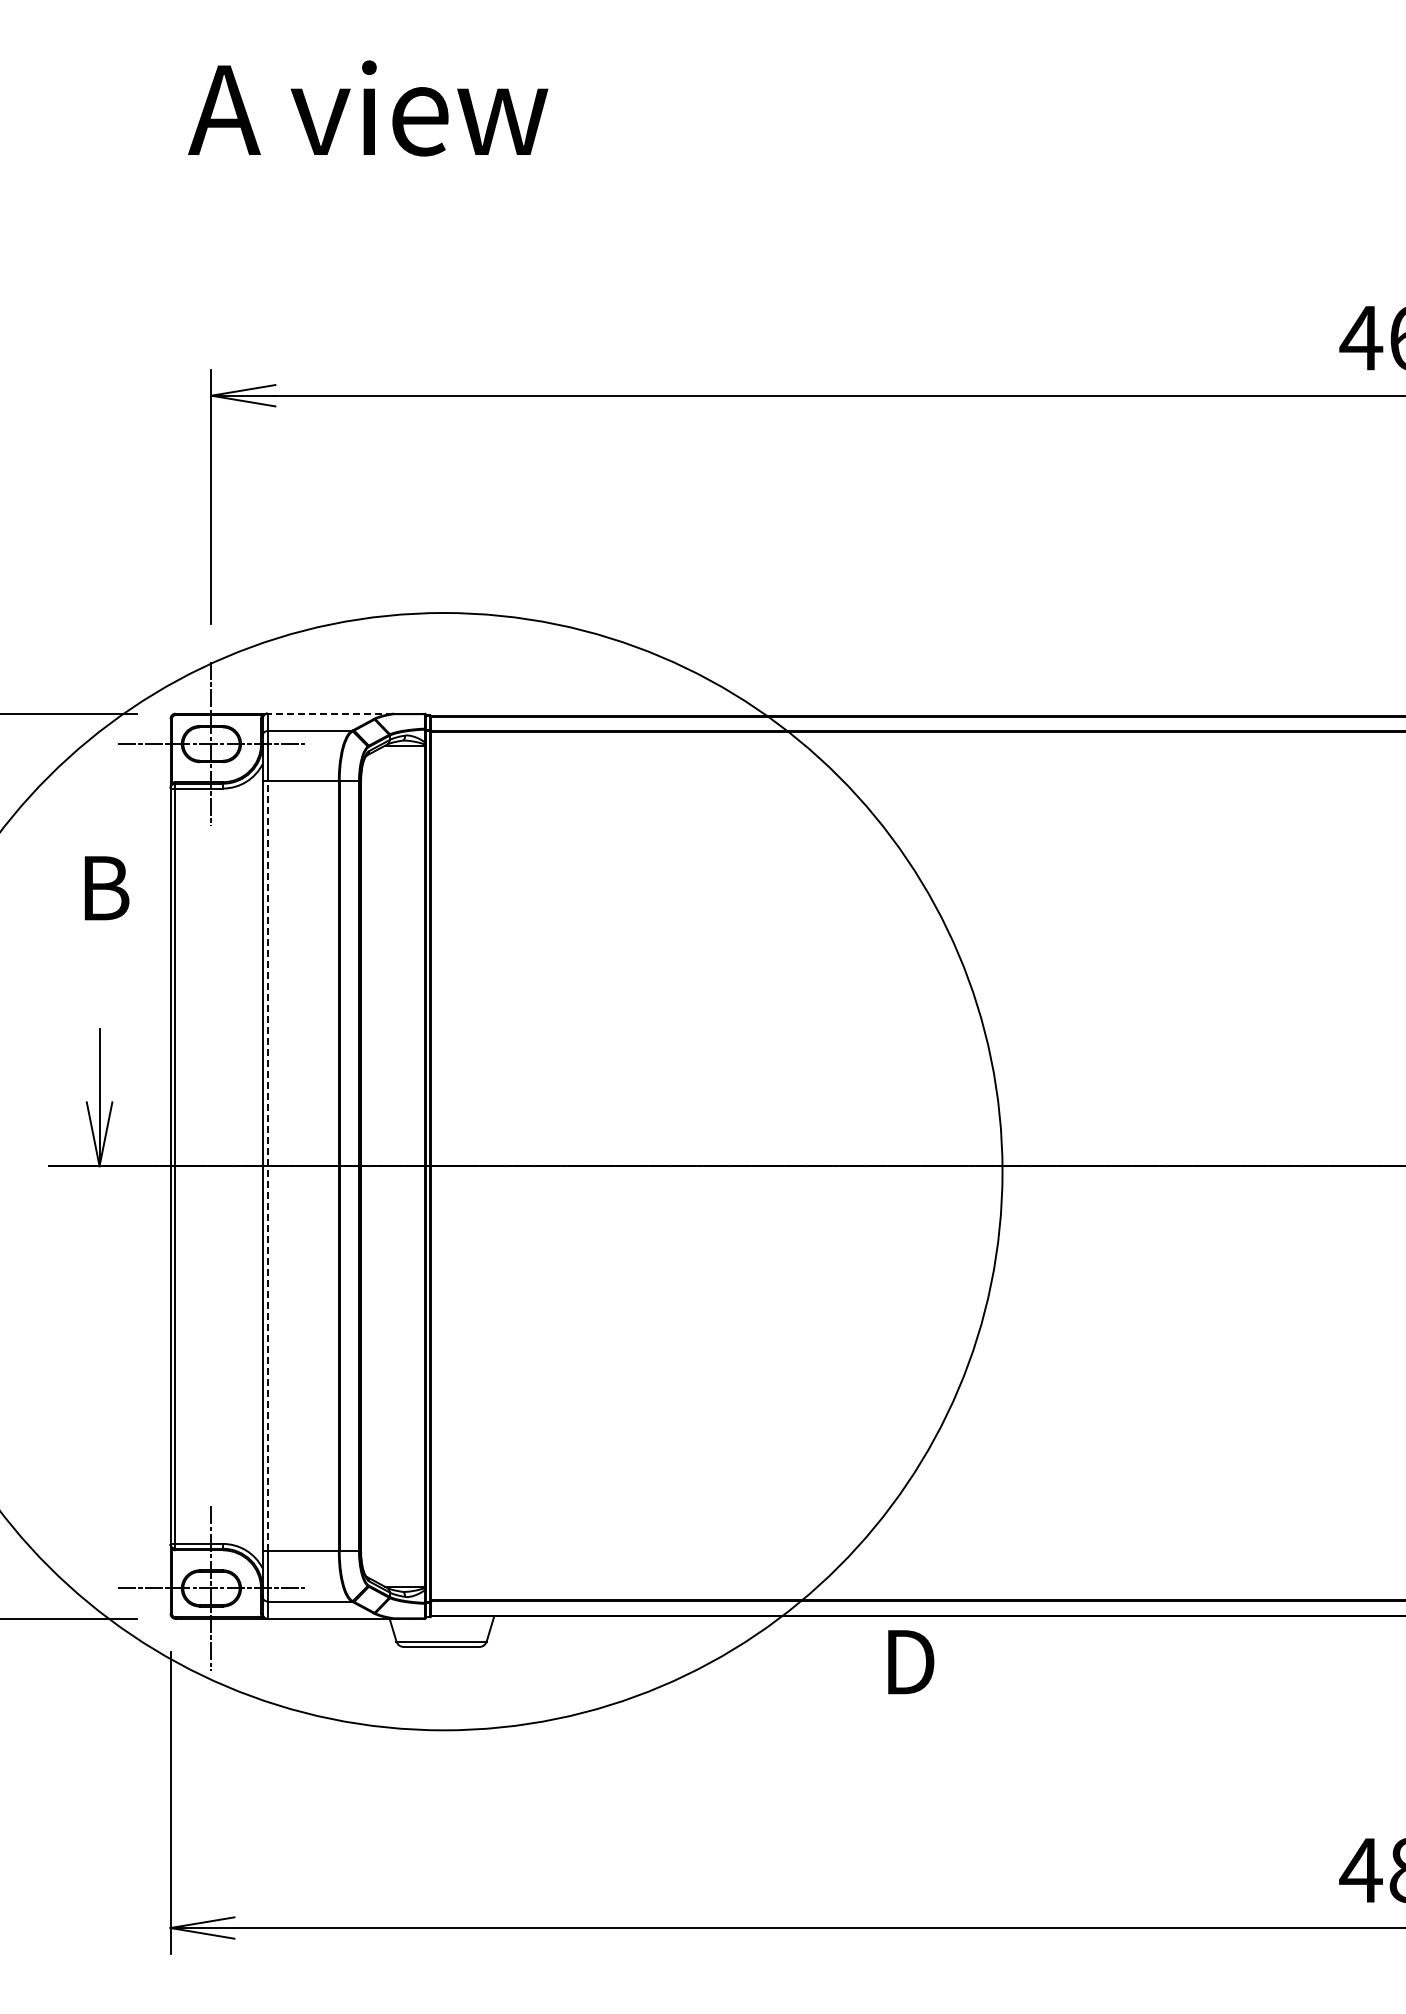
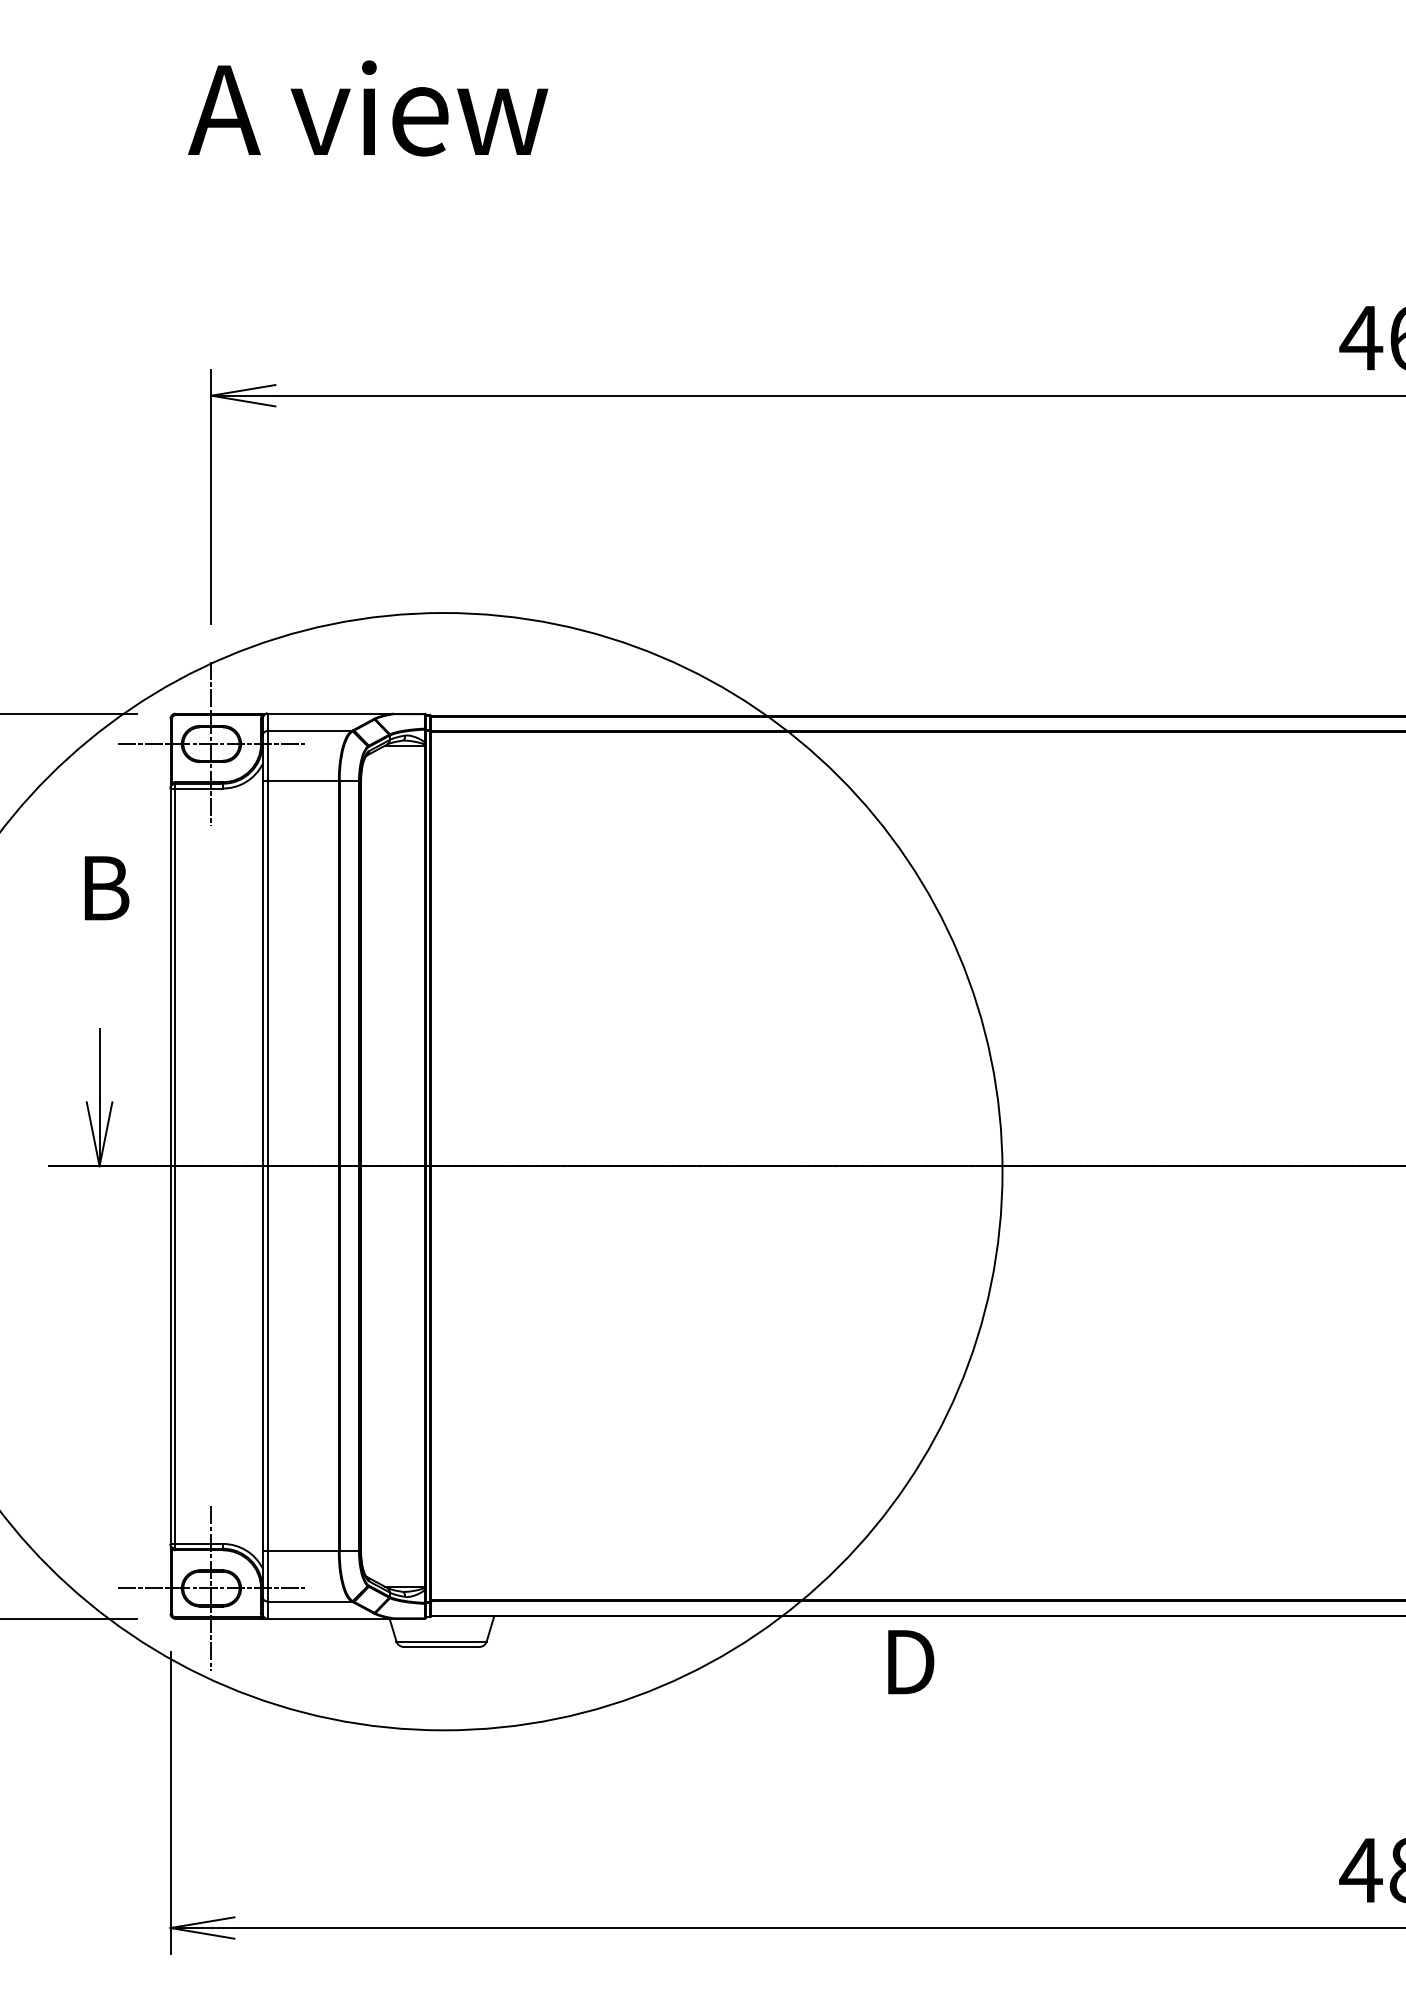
line: dashed -> solid (330, 713)
line: dashed -> solid (267, 1166)
